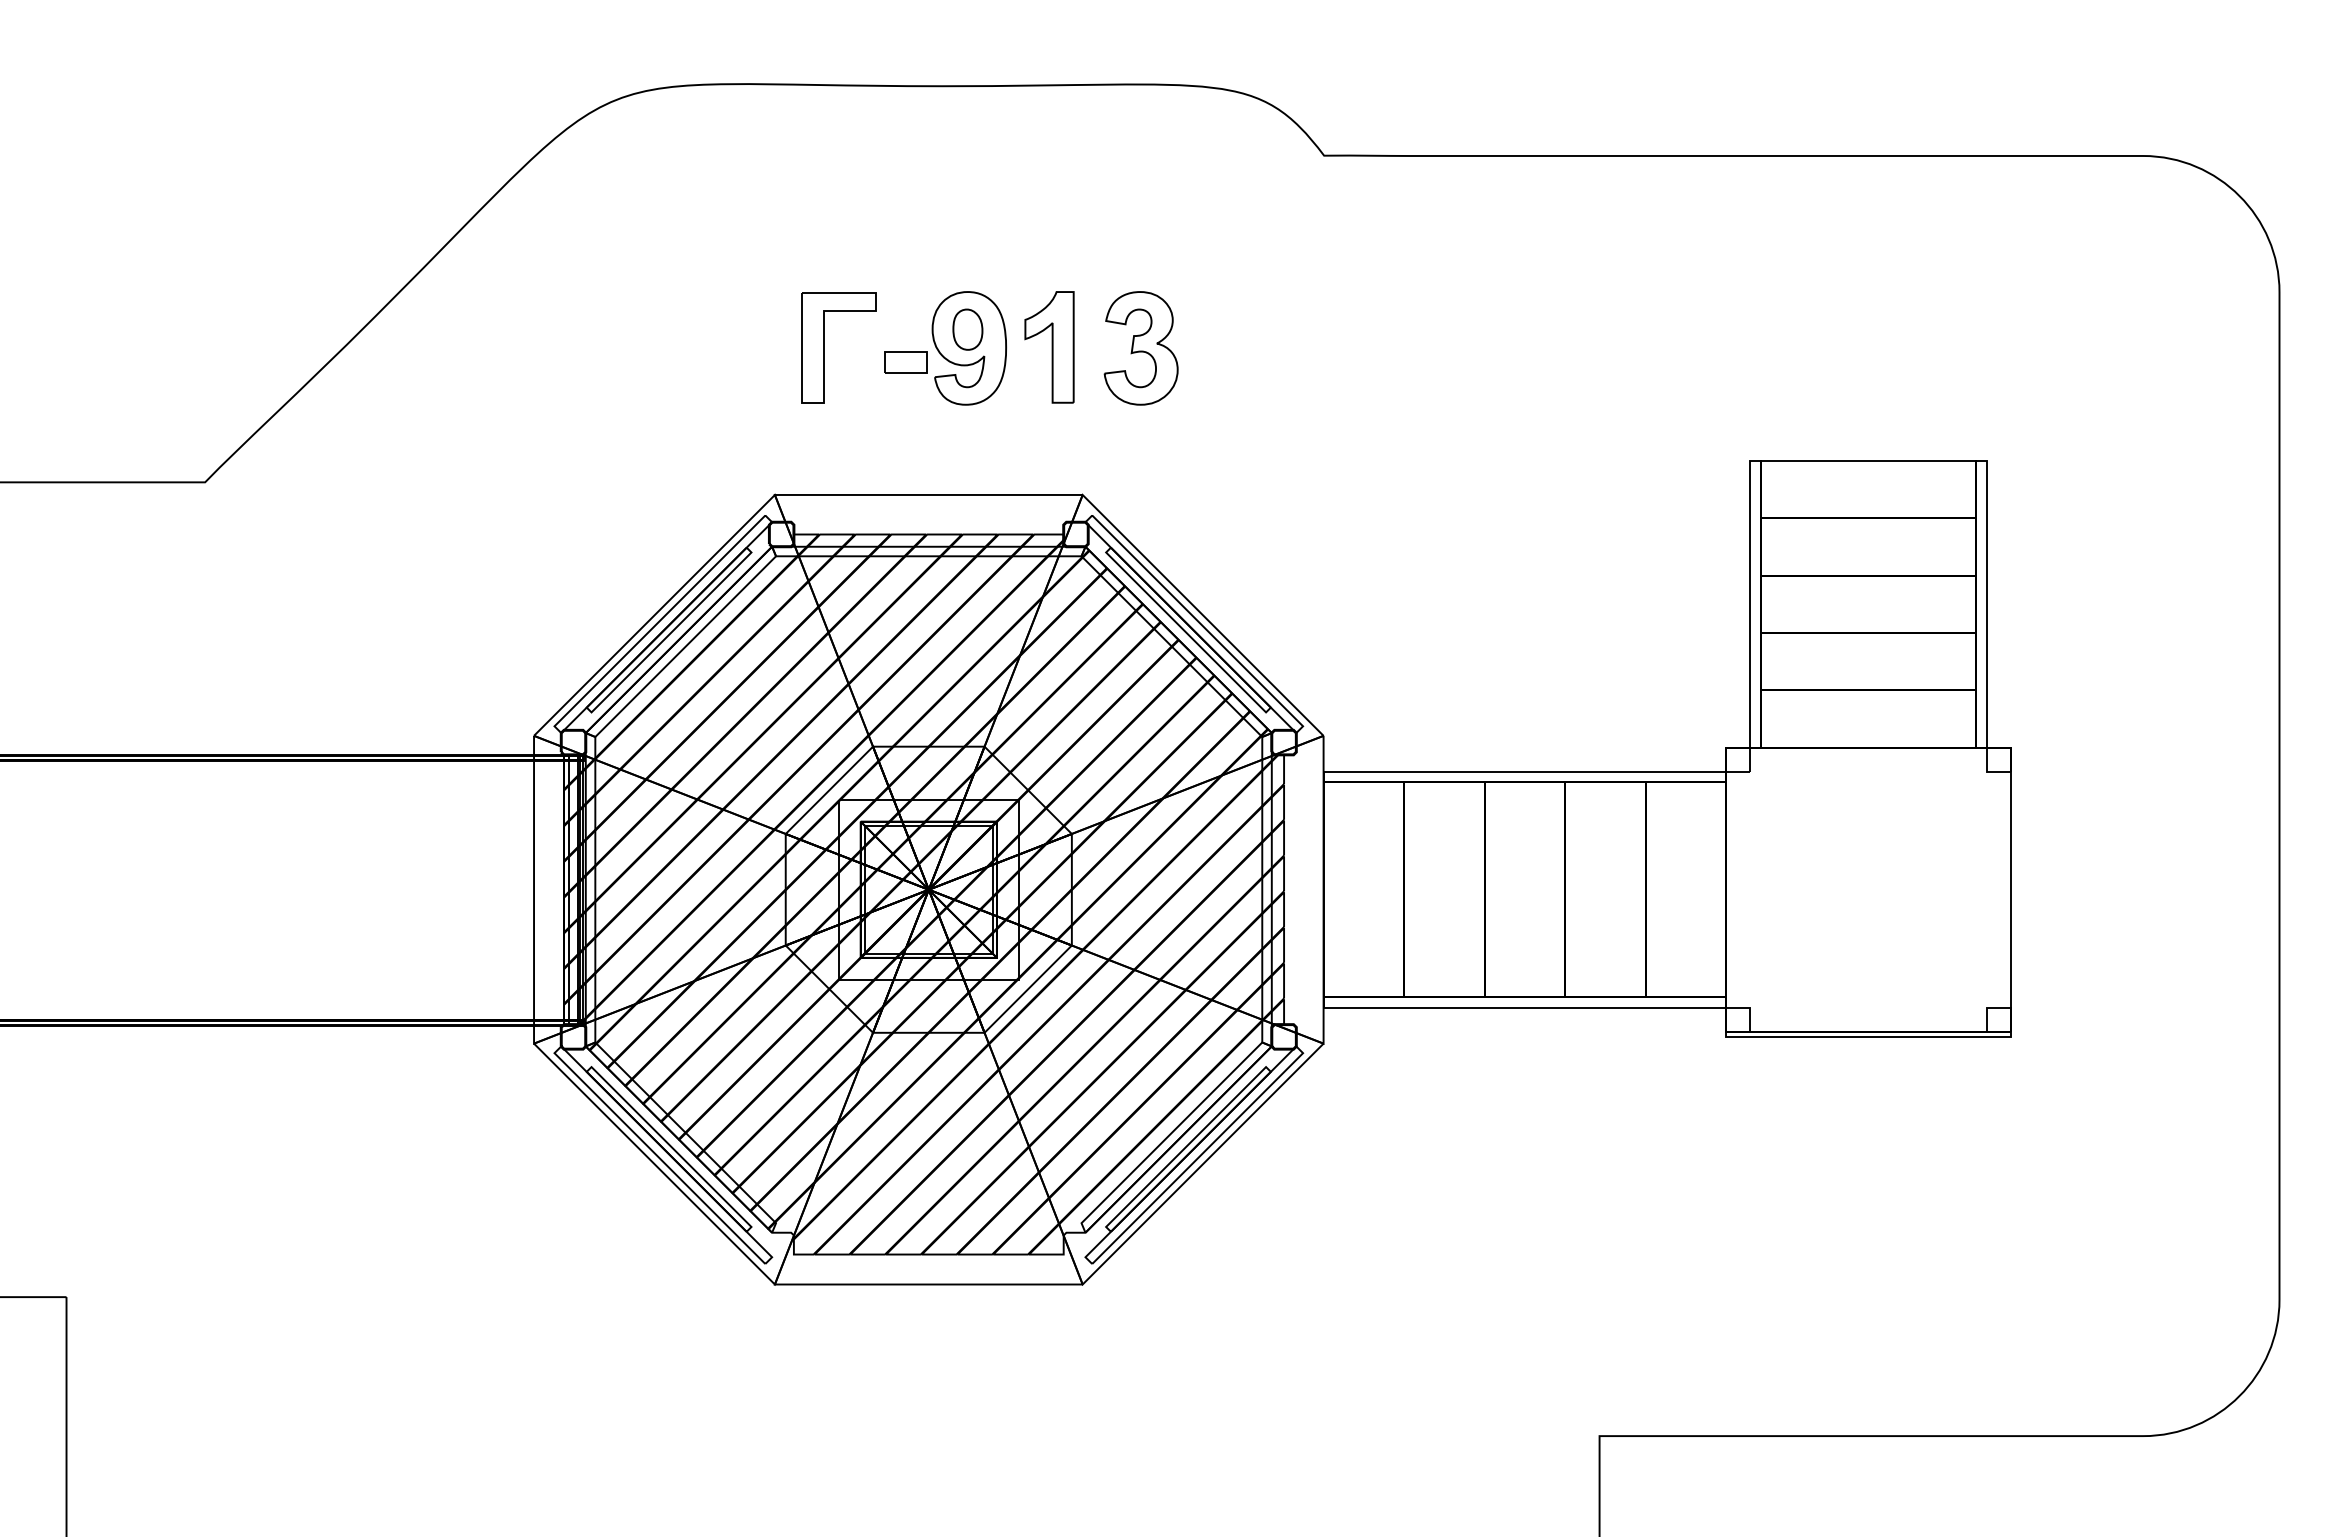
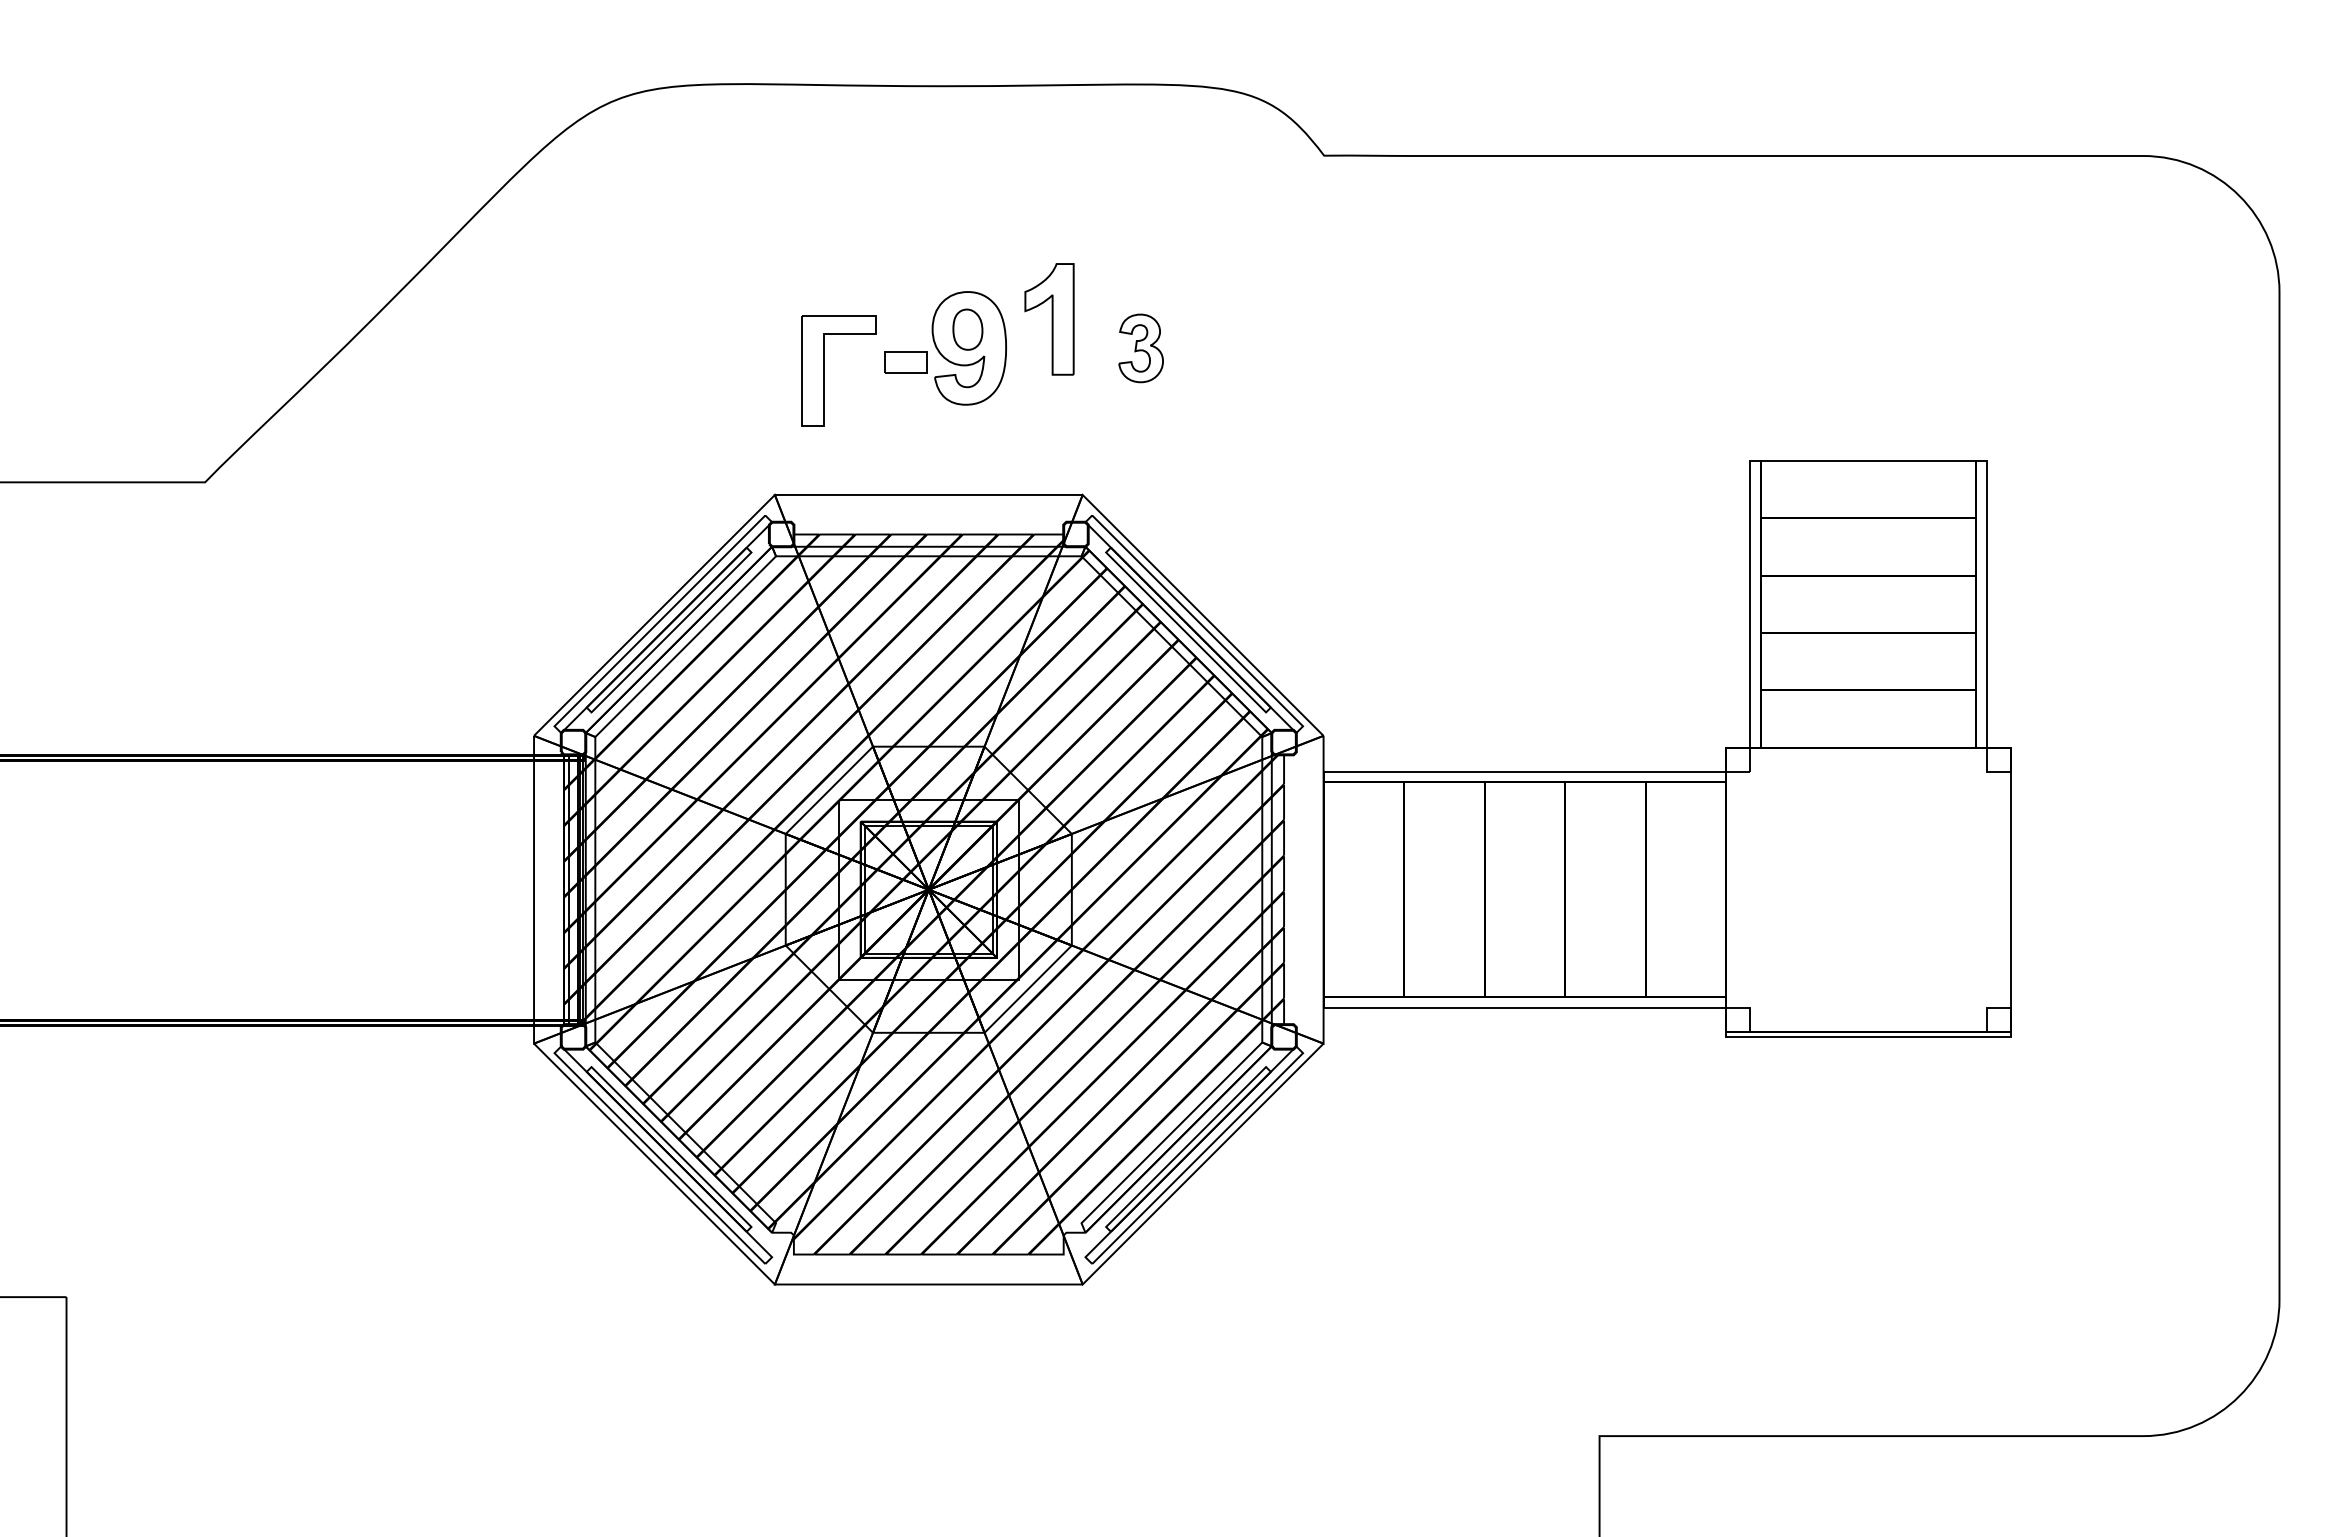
part position: (824, 347) -> (824, 370) (824, 370)
part position: (1049, 347) -> (1049, 319) (1049, 319)
part size: 76x115 px -> 46x71 px (1140, 348)
